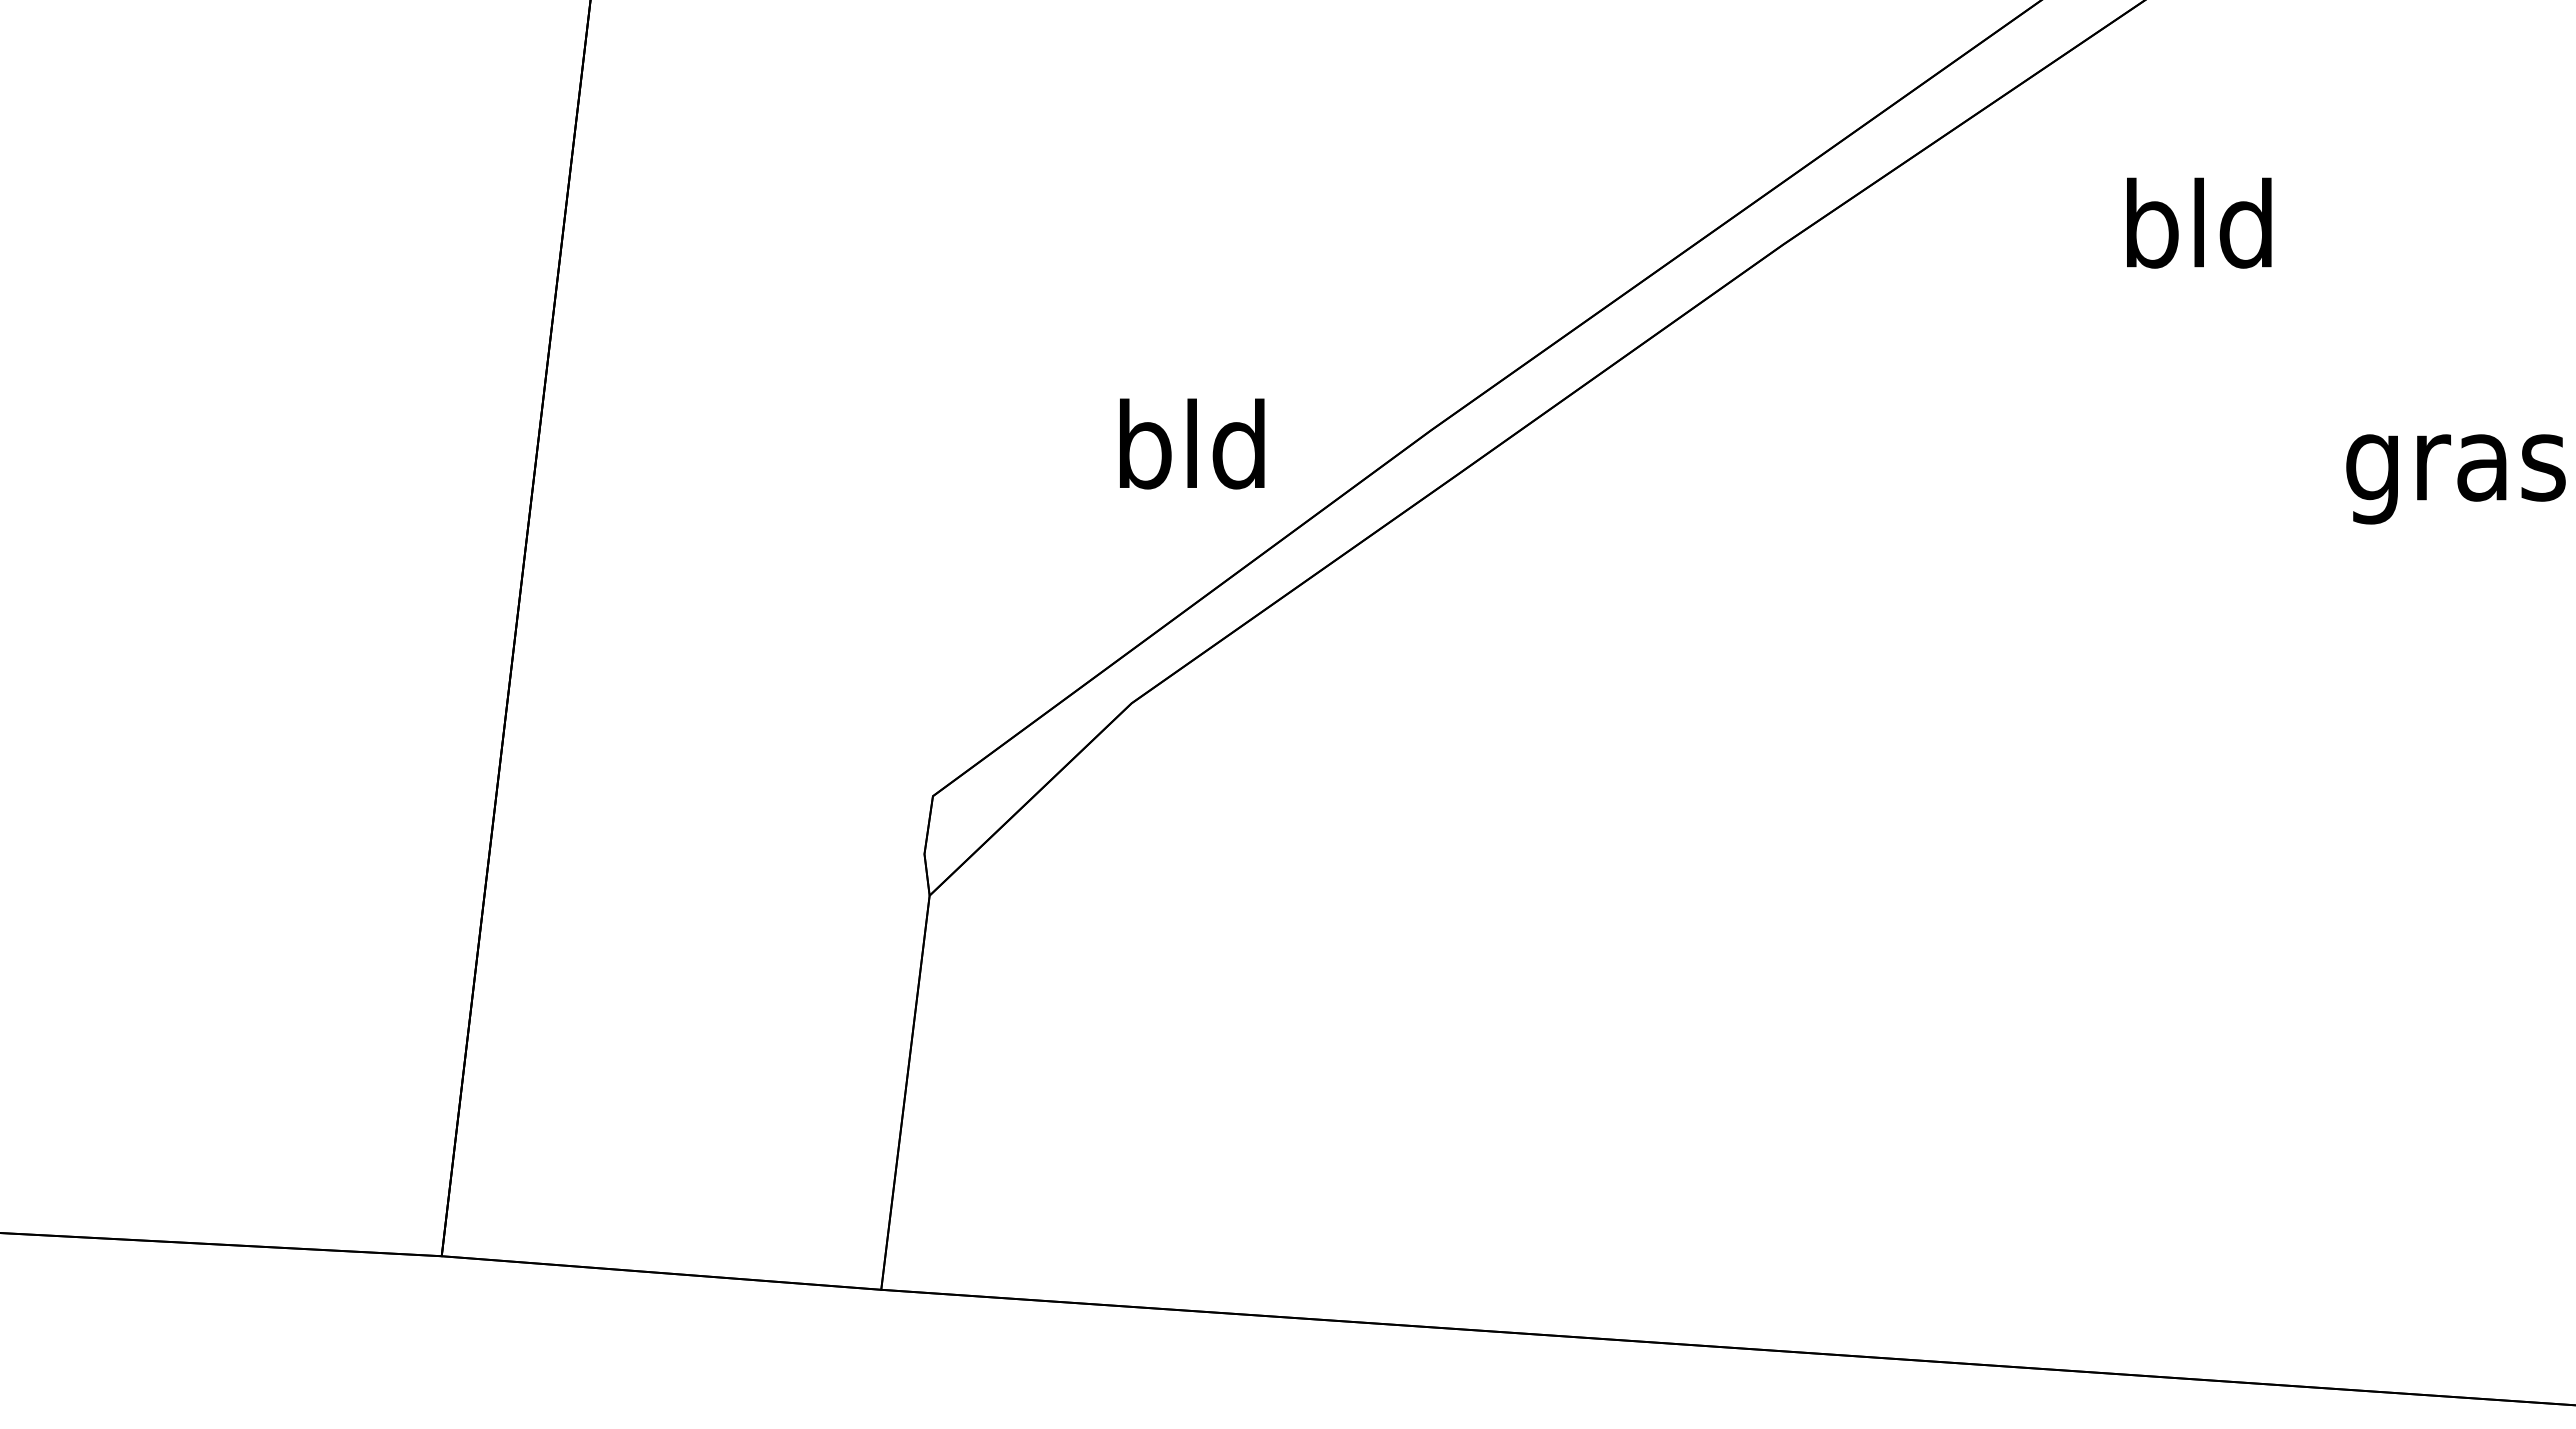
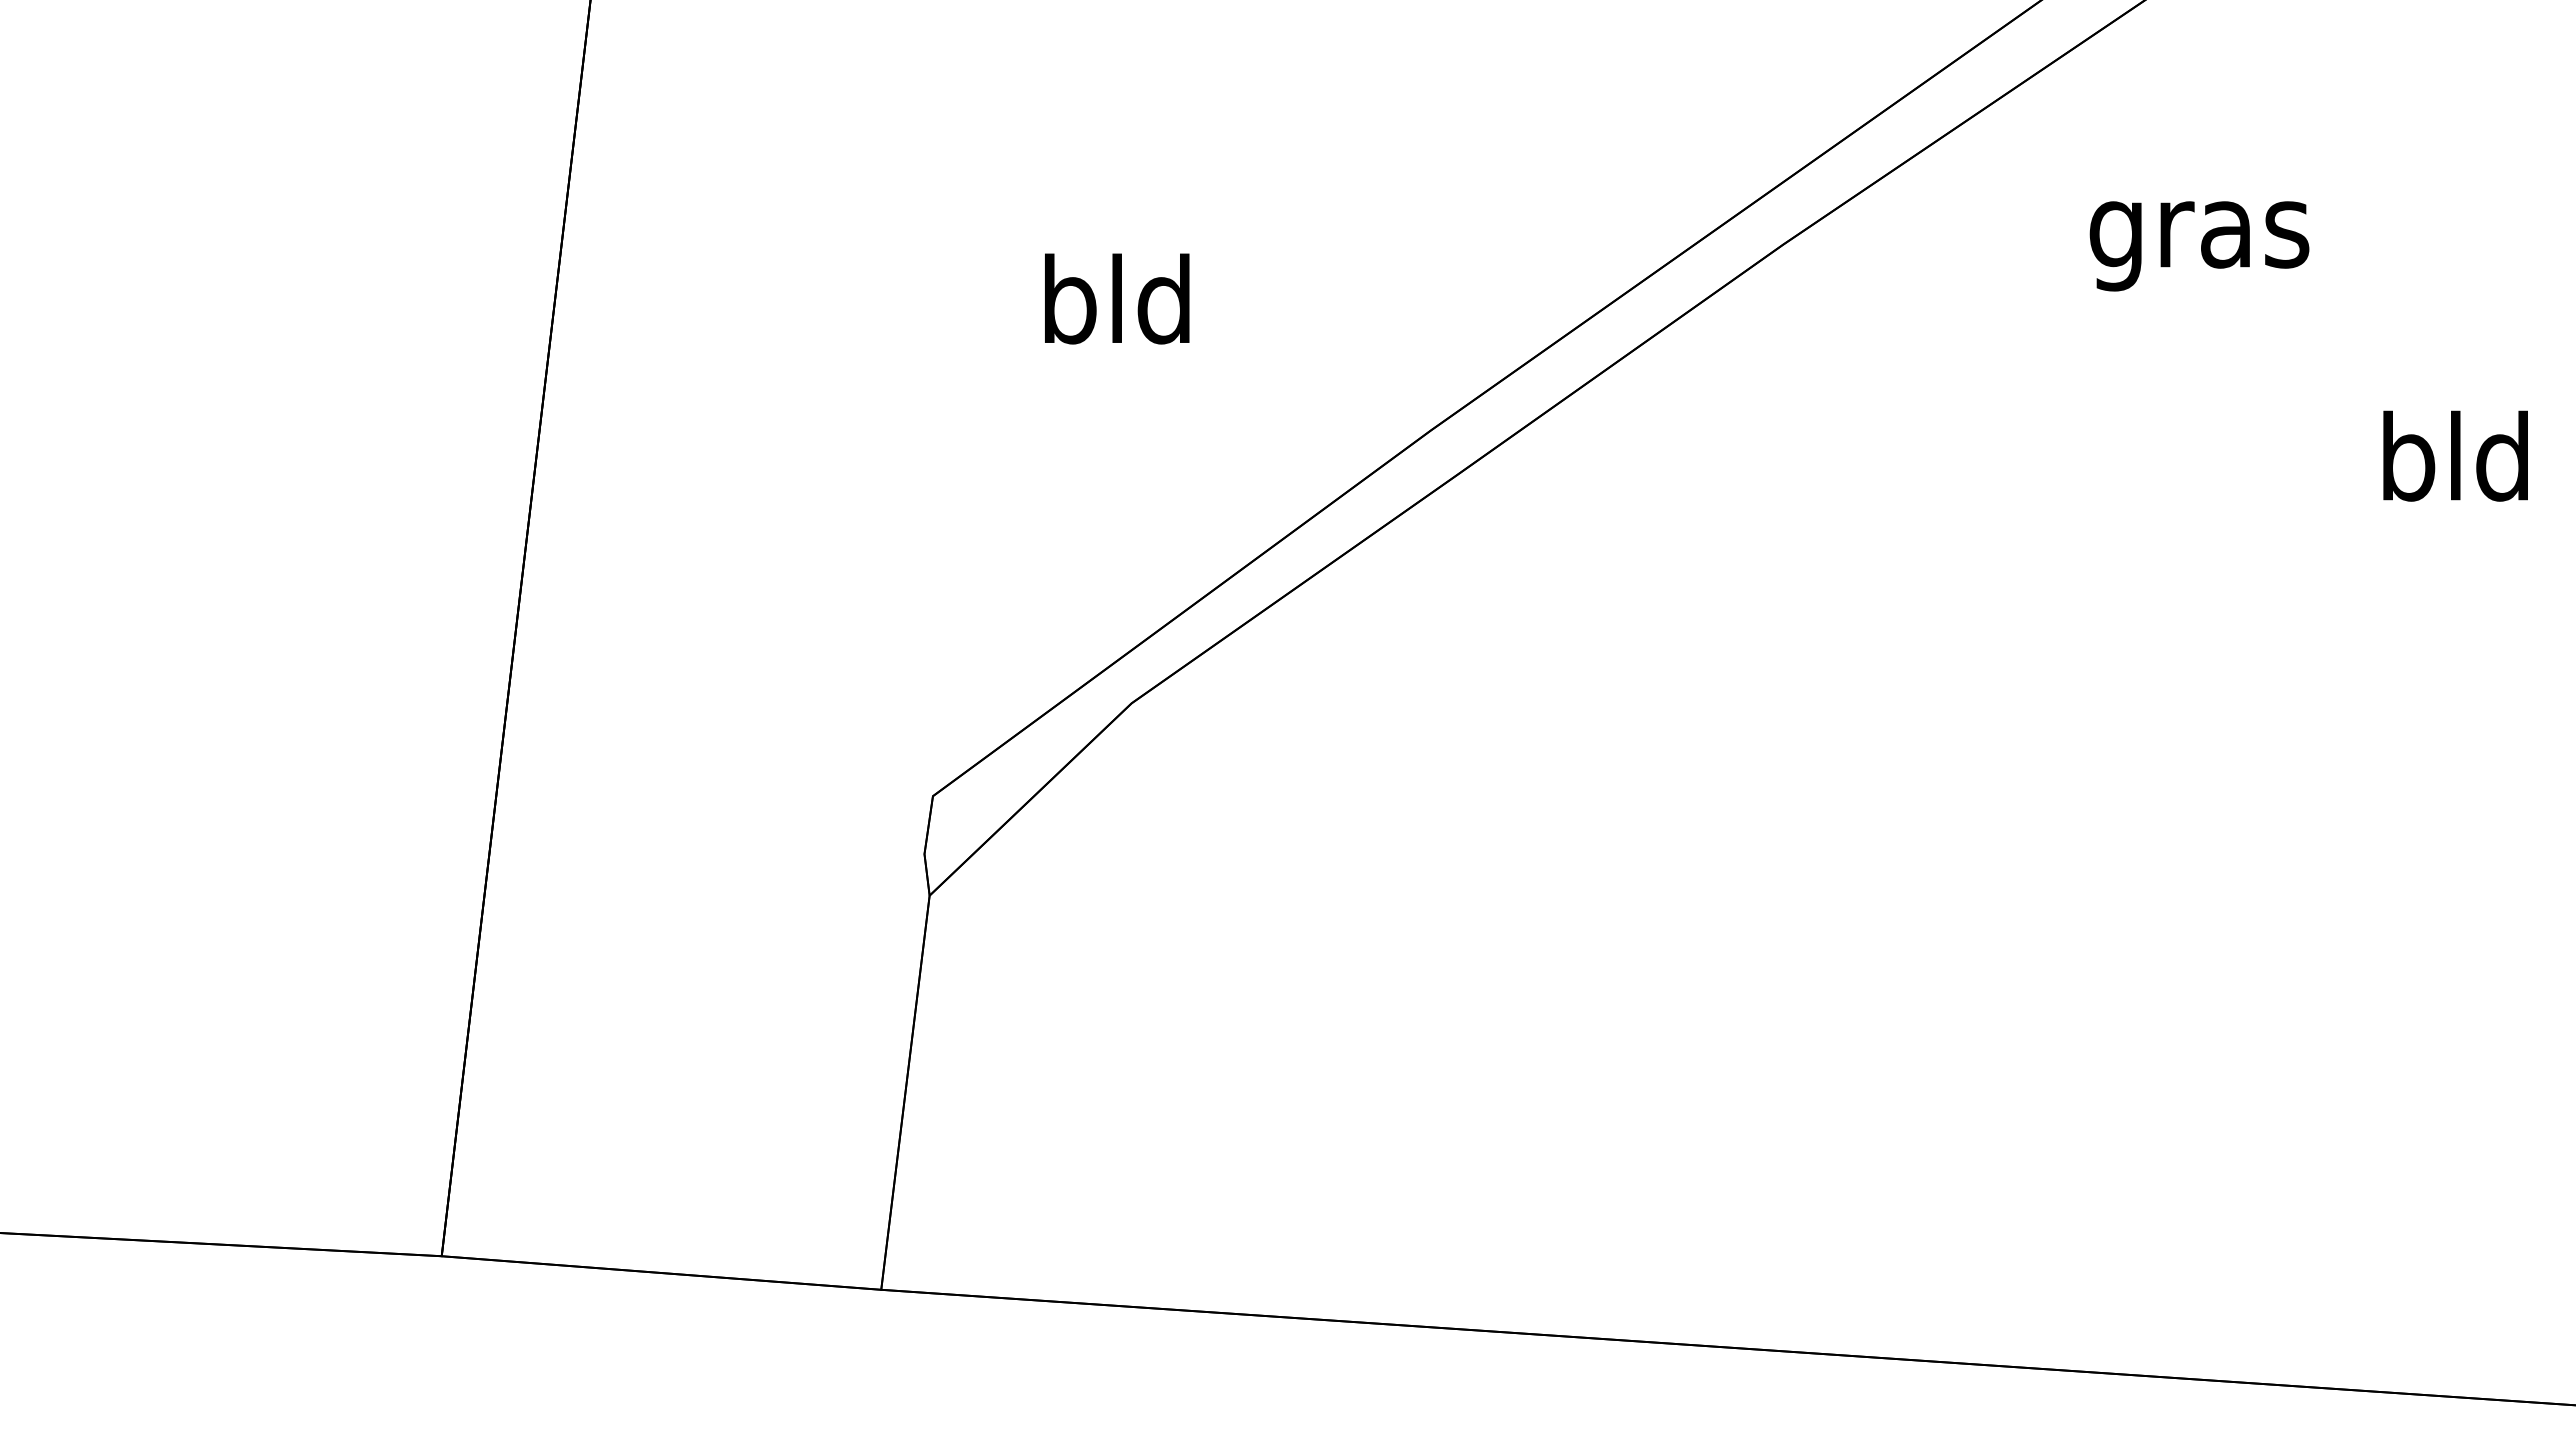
text: bld -> gras (2199, 234)
text position: (1192, 443) -> (1117, 298) (1117, 298)
text: gras -> bld (2455, 467)
